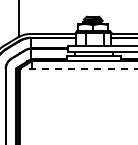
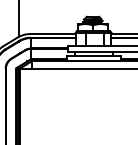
line: dashed -> solid (78, 68)
